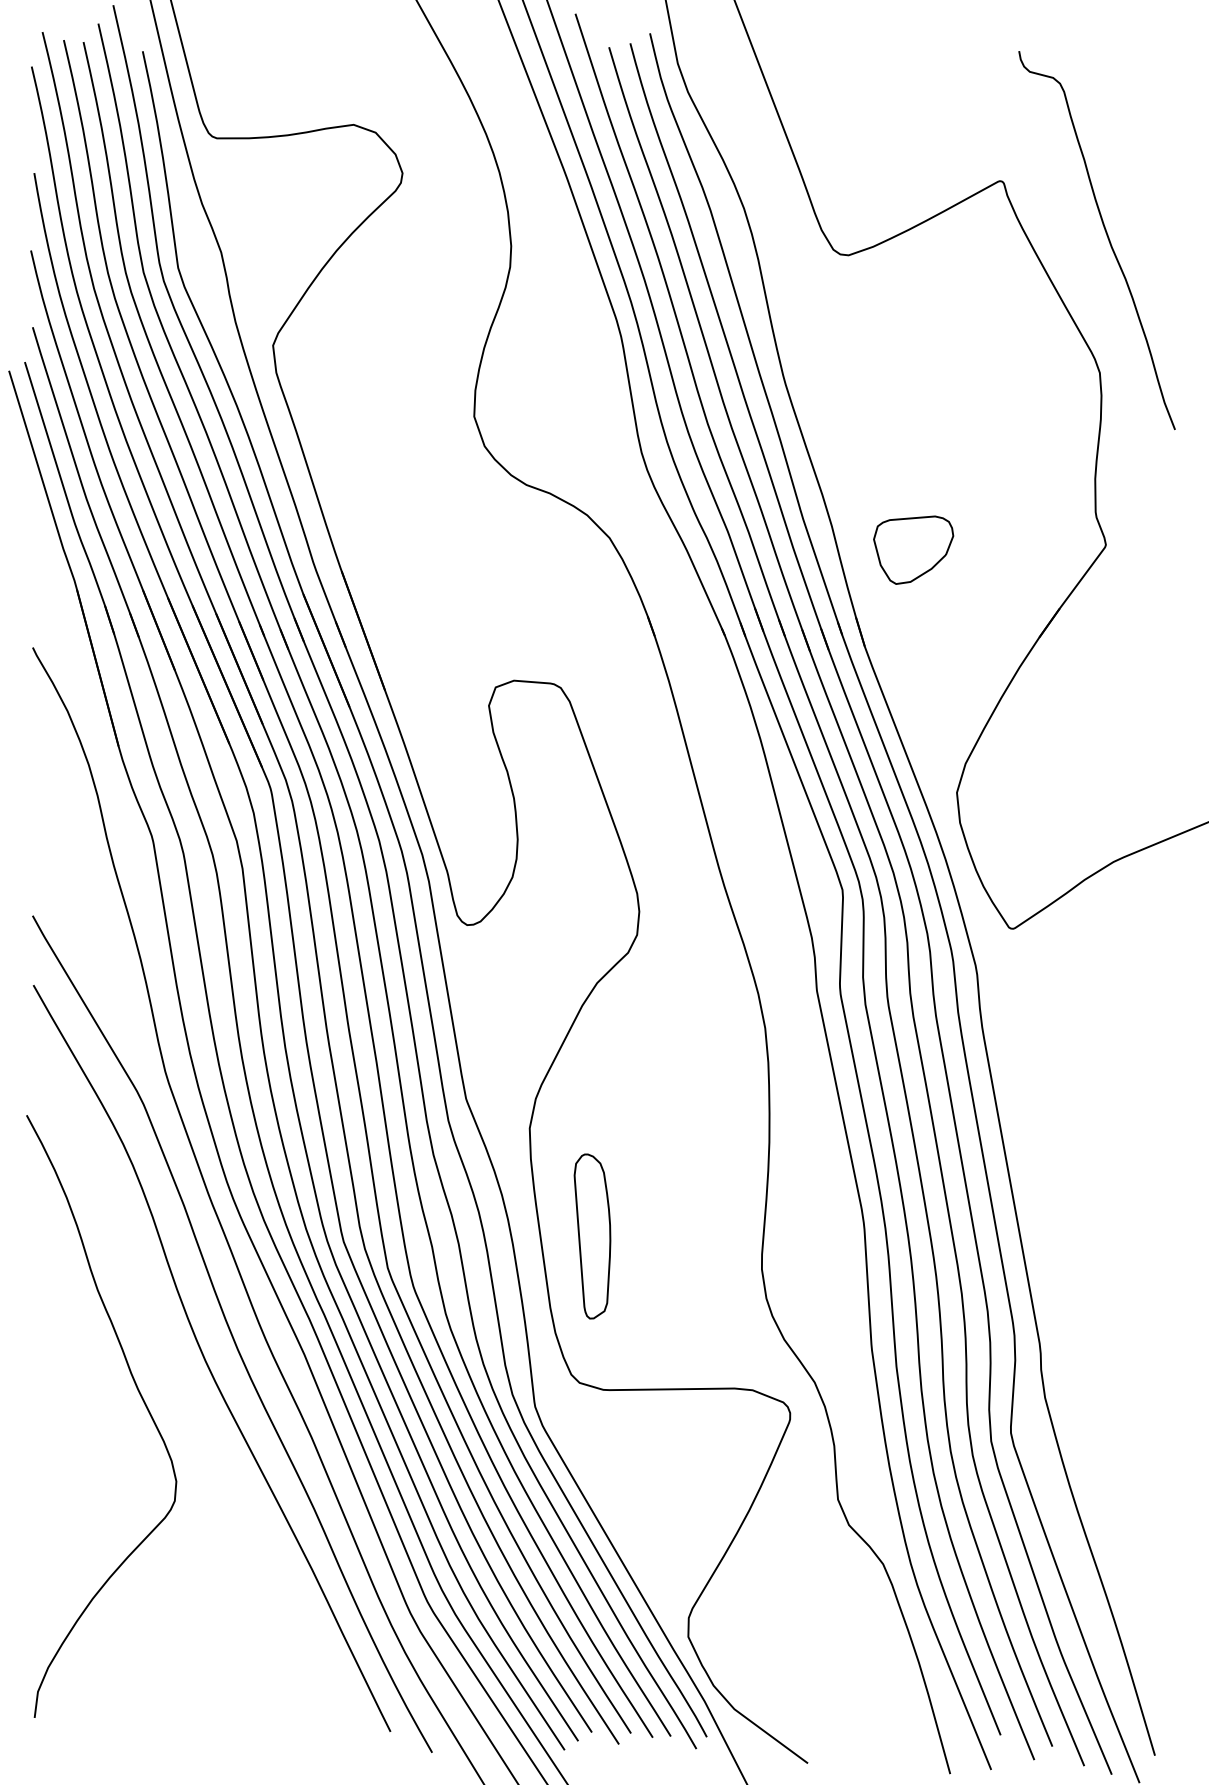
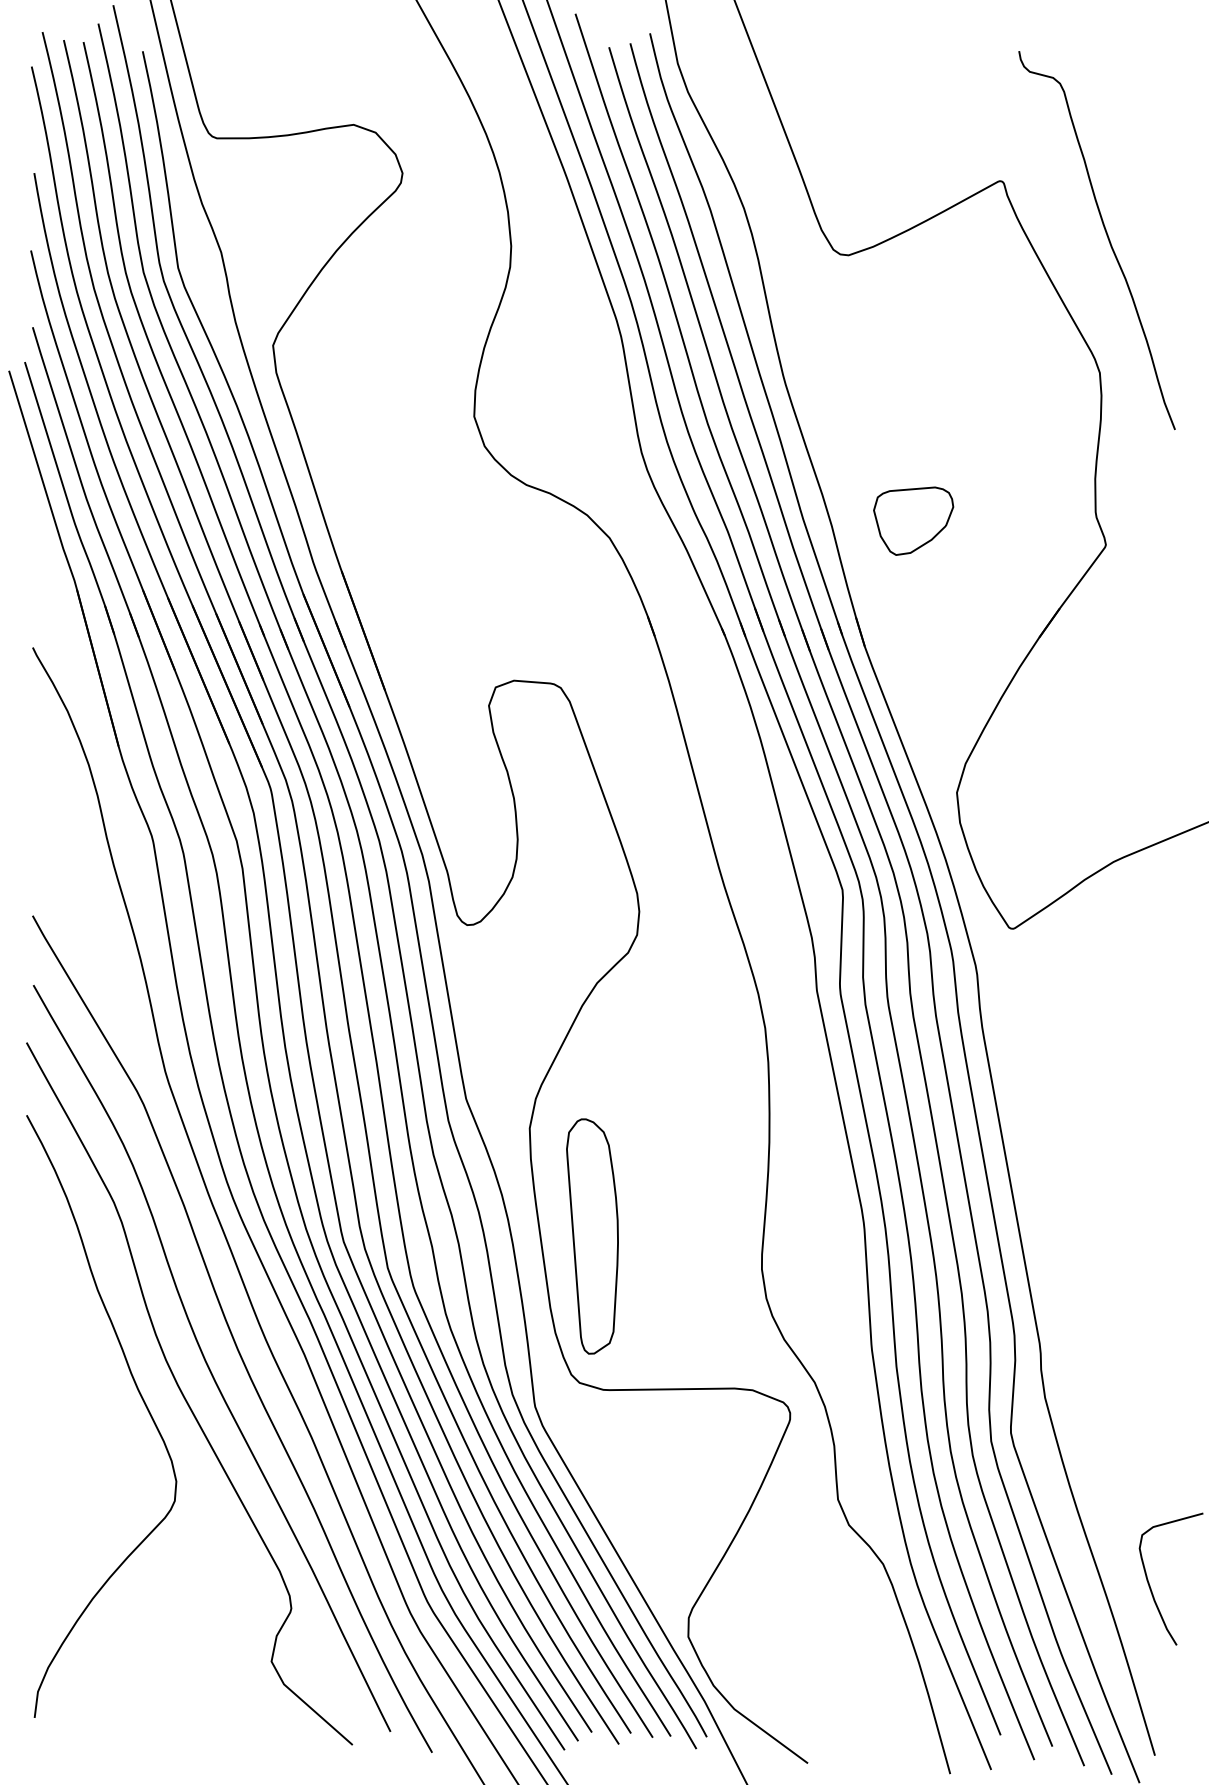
part position: (913, 549) -> (913, 520) (913, 520)
part size: 39x167 px -> 53x237 px (592, 1236)
curve: none -> present (184, 1395)
curve: none -> present (1150, 1585)
